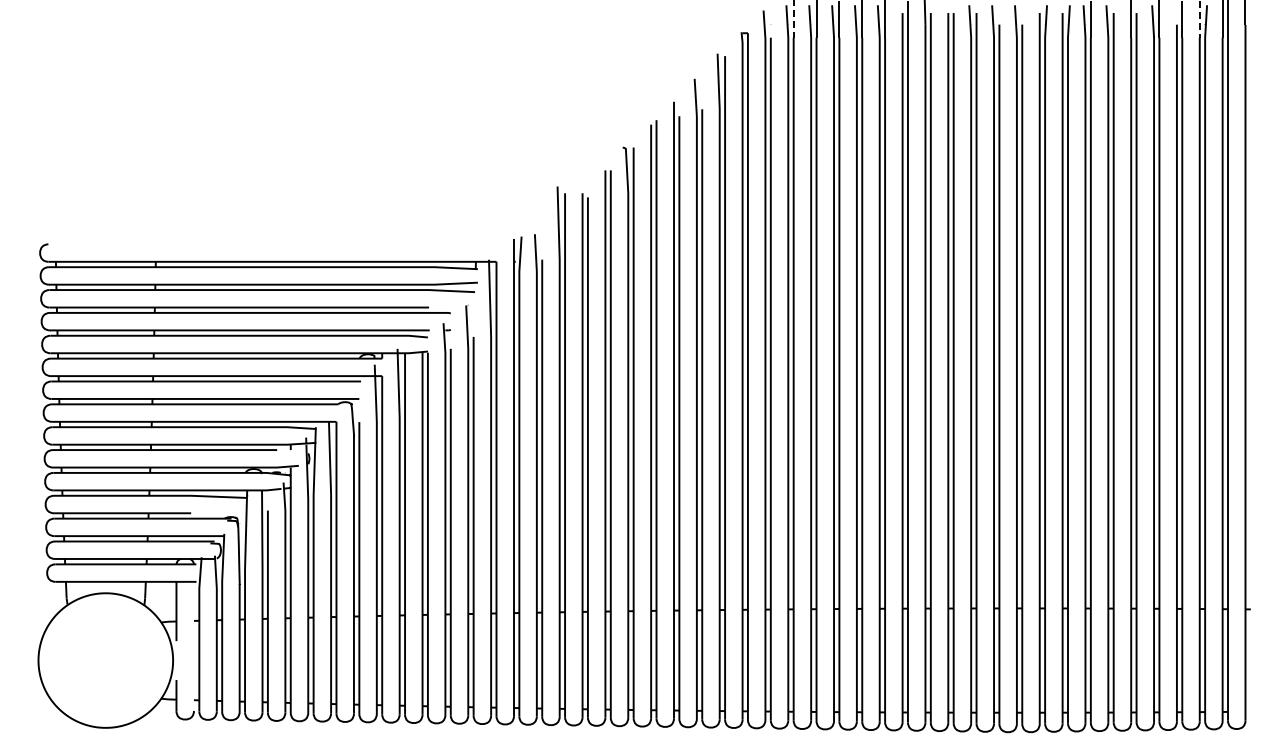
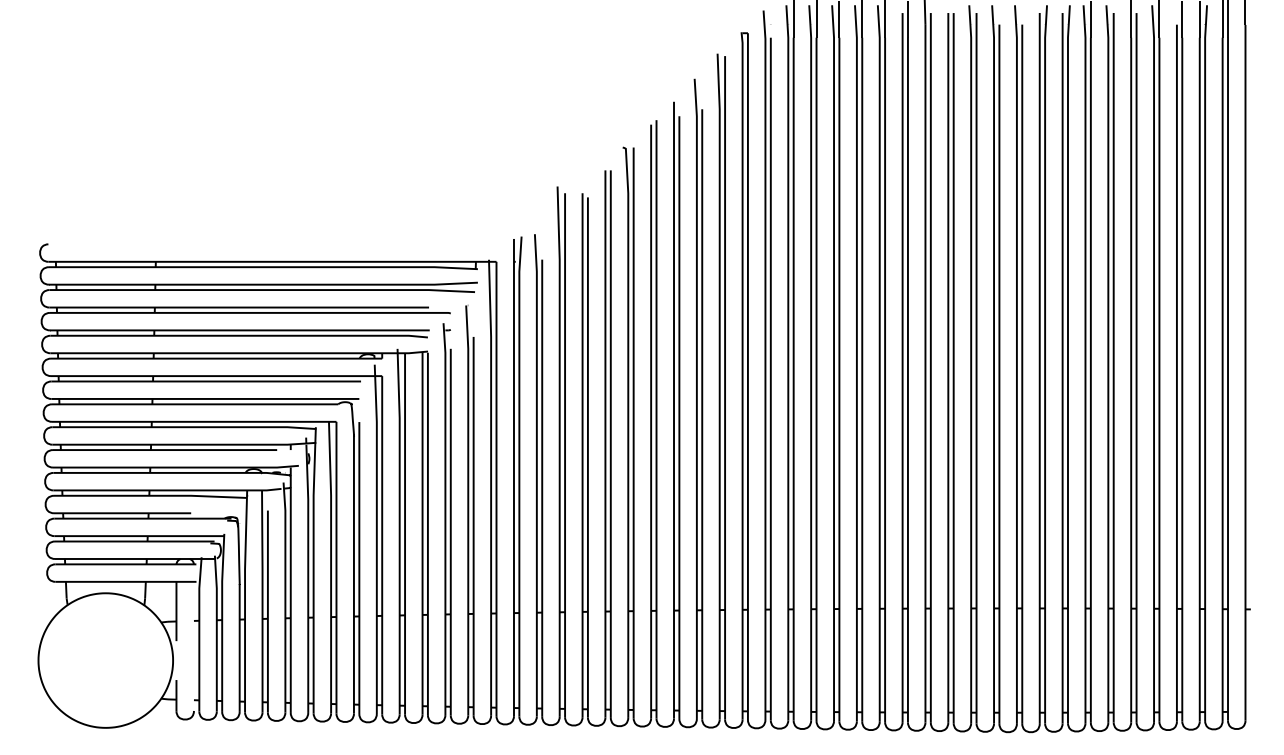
line: dashed -> solid (793, 18)
line: dashed -> solid (1199, 19)
